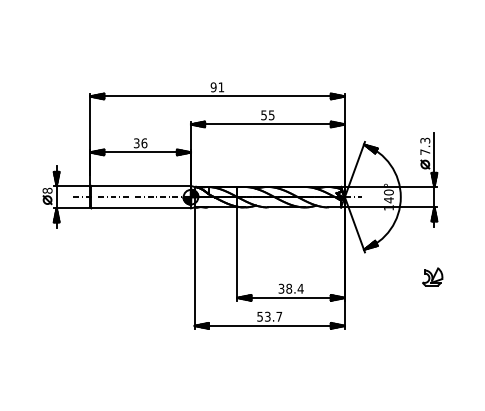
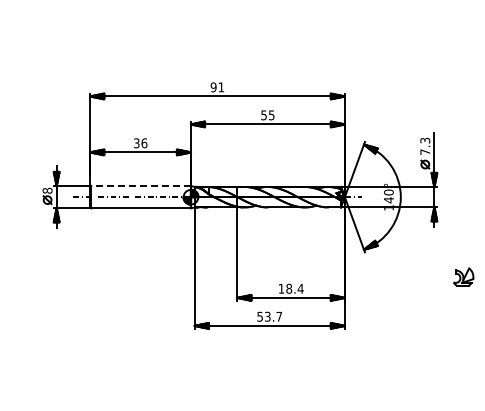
line: solid -> dashed (141, 186)
part position: (432, 276) -> (463, 276) (463, 276)
text: 38.4 -> 18.4 (281, 288)
